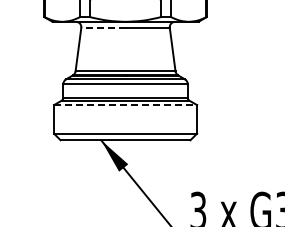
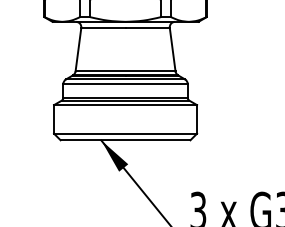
line: dashed -> solid (102, 27)
line: dashed -> solid (125, 105)
